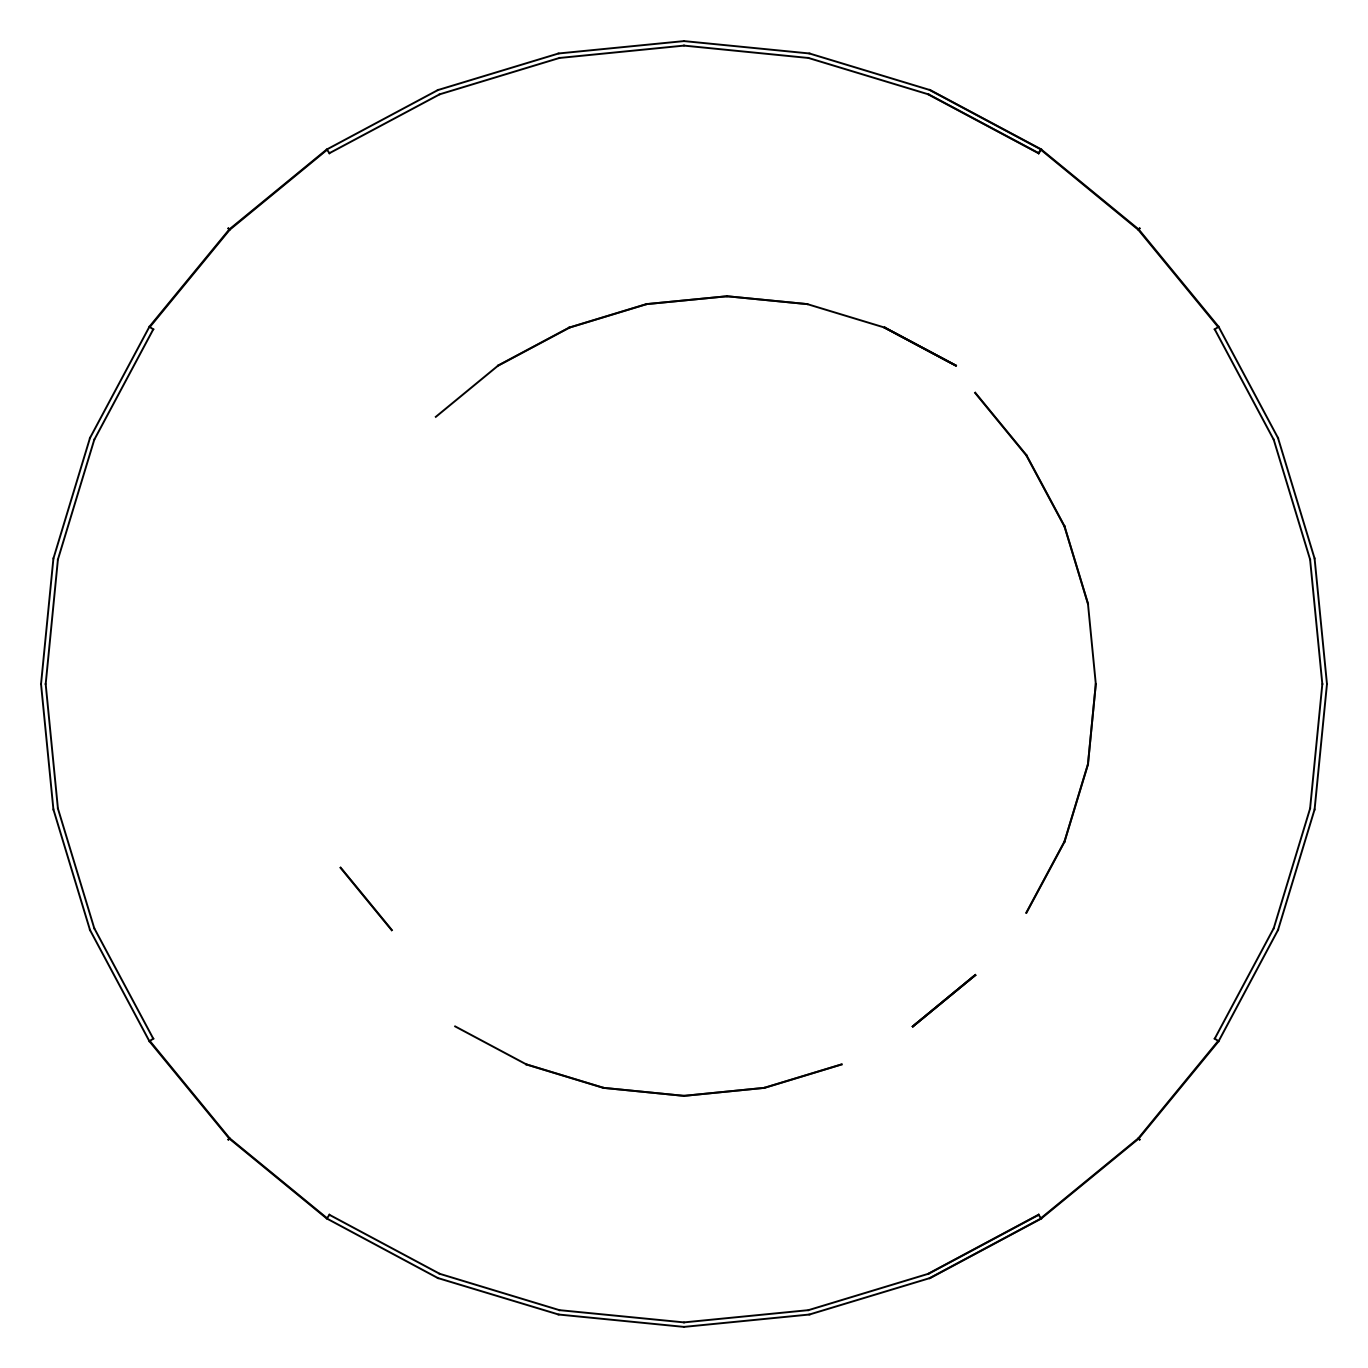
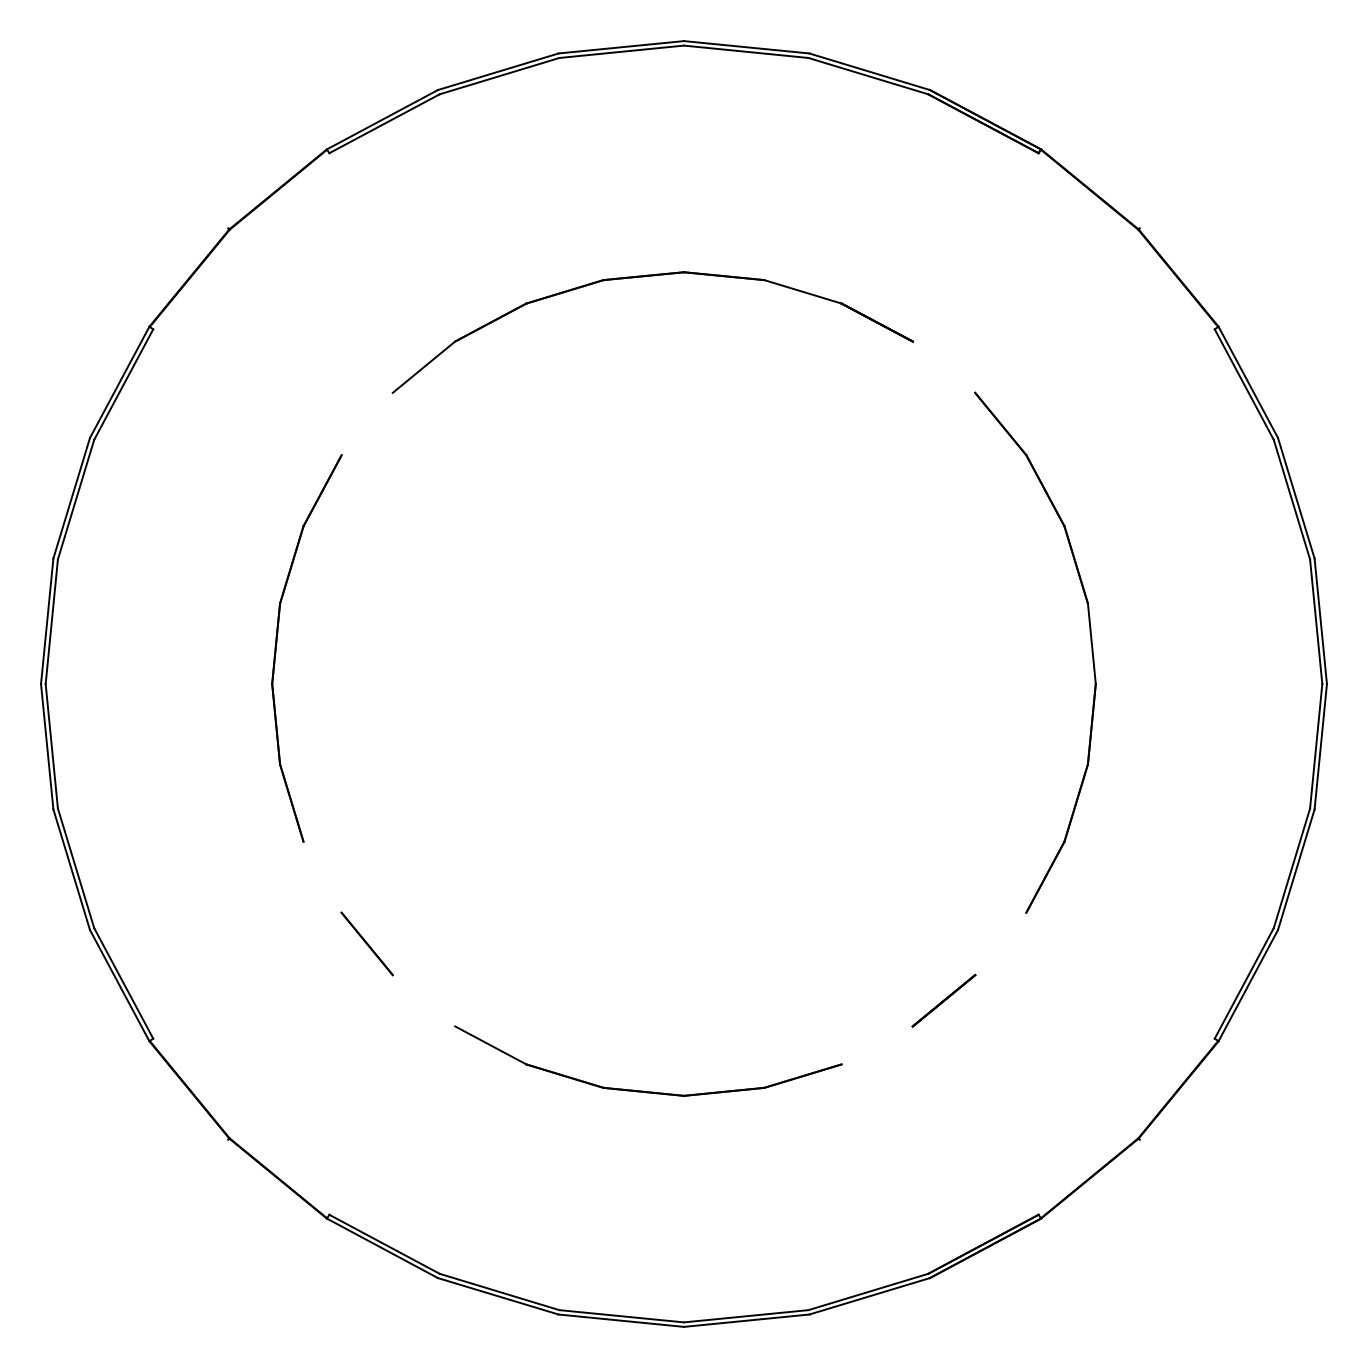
part position: (687, 301) -> (644, 277) (644, 277)
part: none -> present (277, 643)
line position: (365, 898) -> (366, 943) (366, 943)
